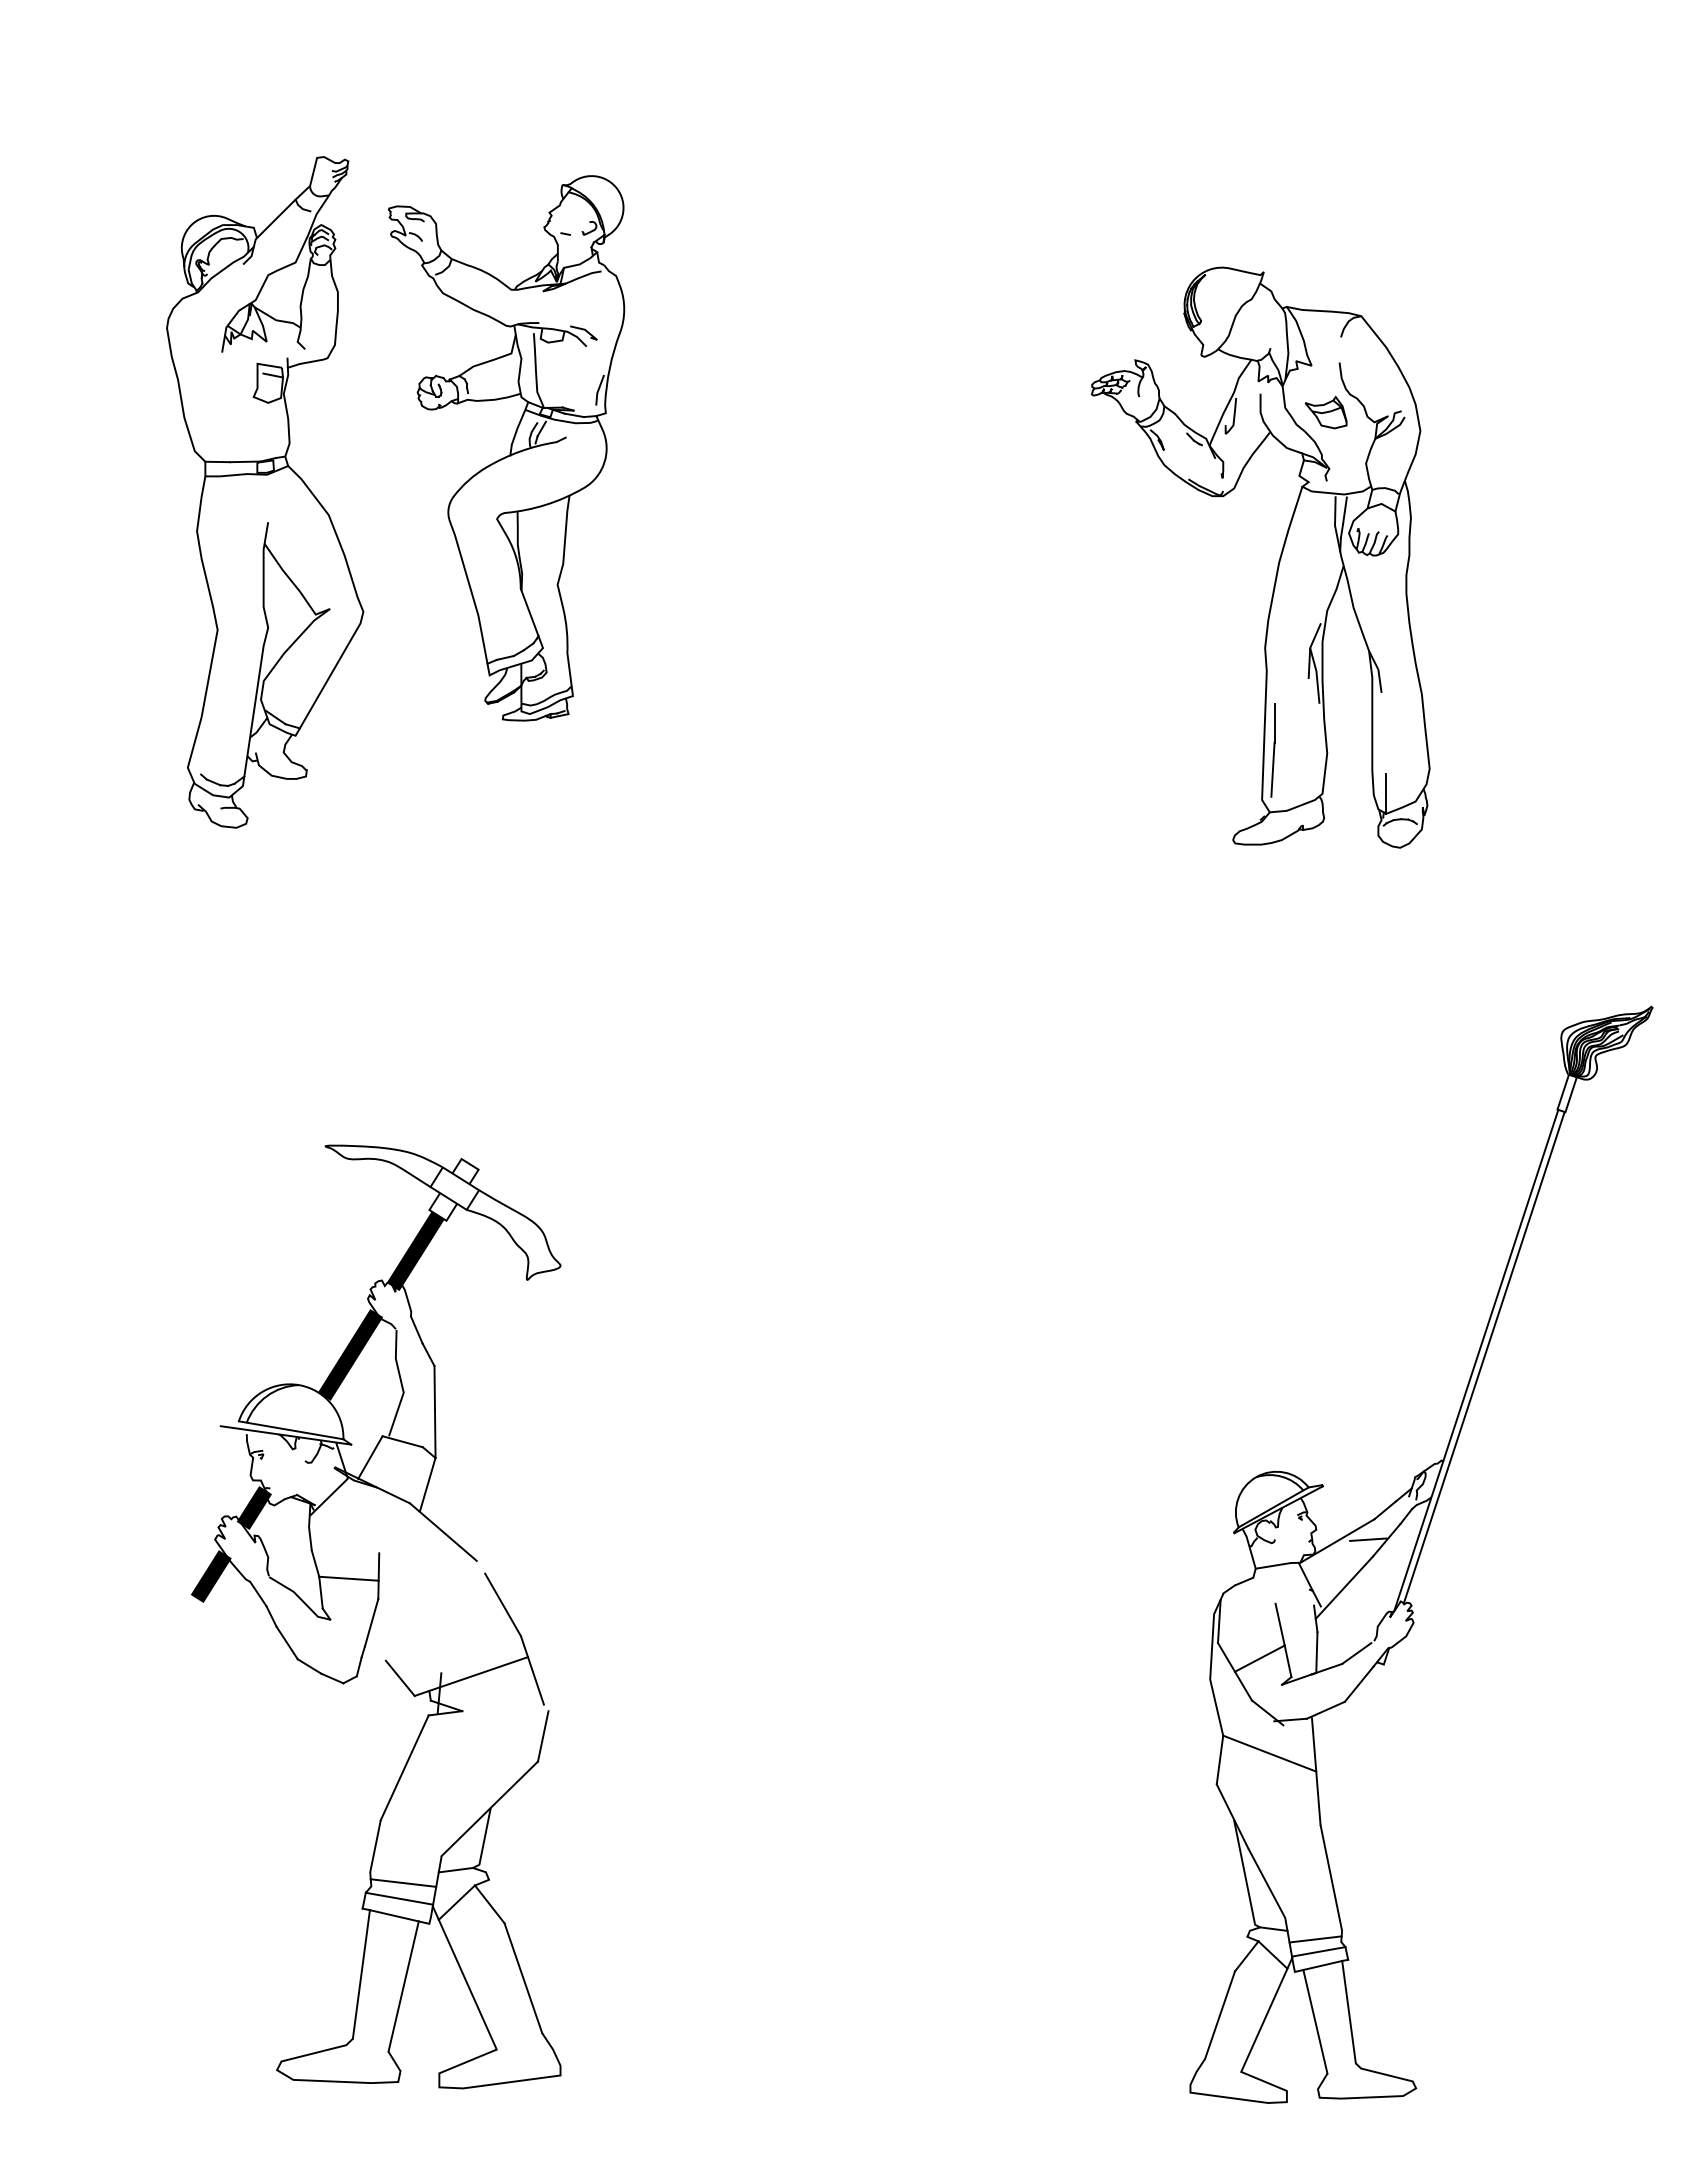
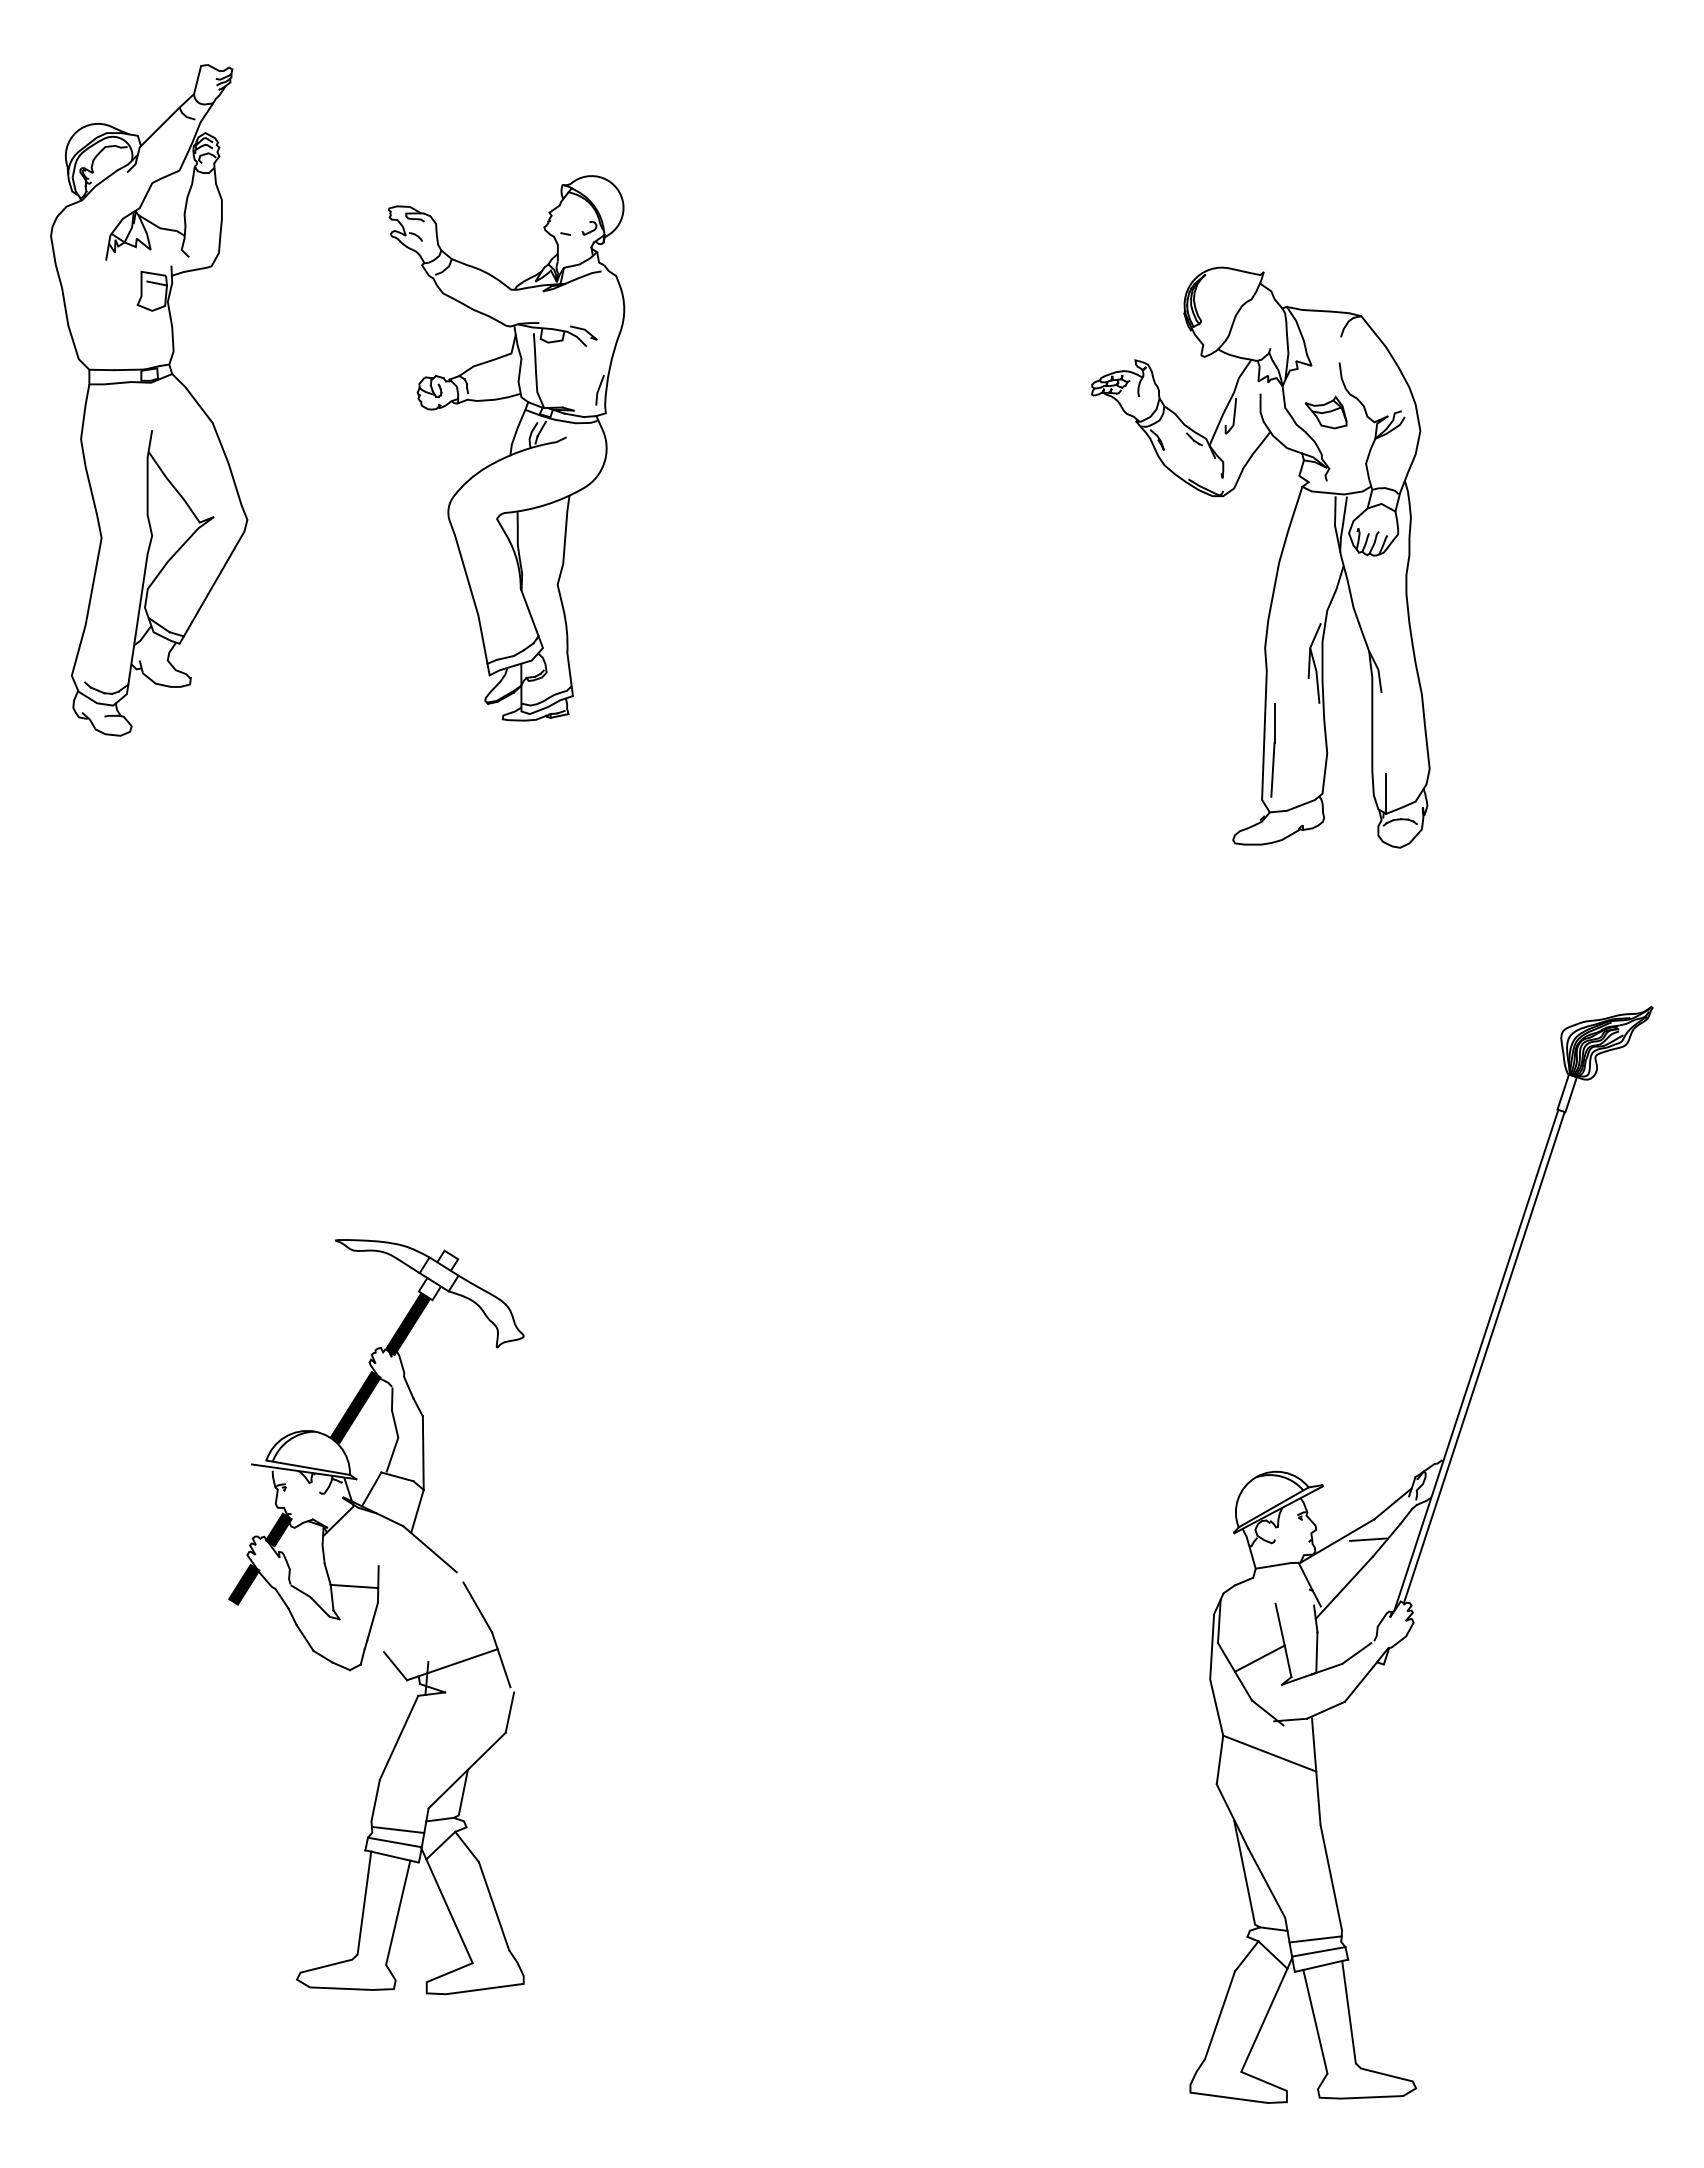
part position: (265, 492) -> (149, 400) (149, 400)
part size: 371x946 px -> 297x757 px (376, 1617)
